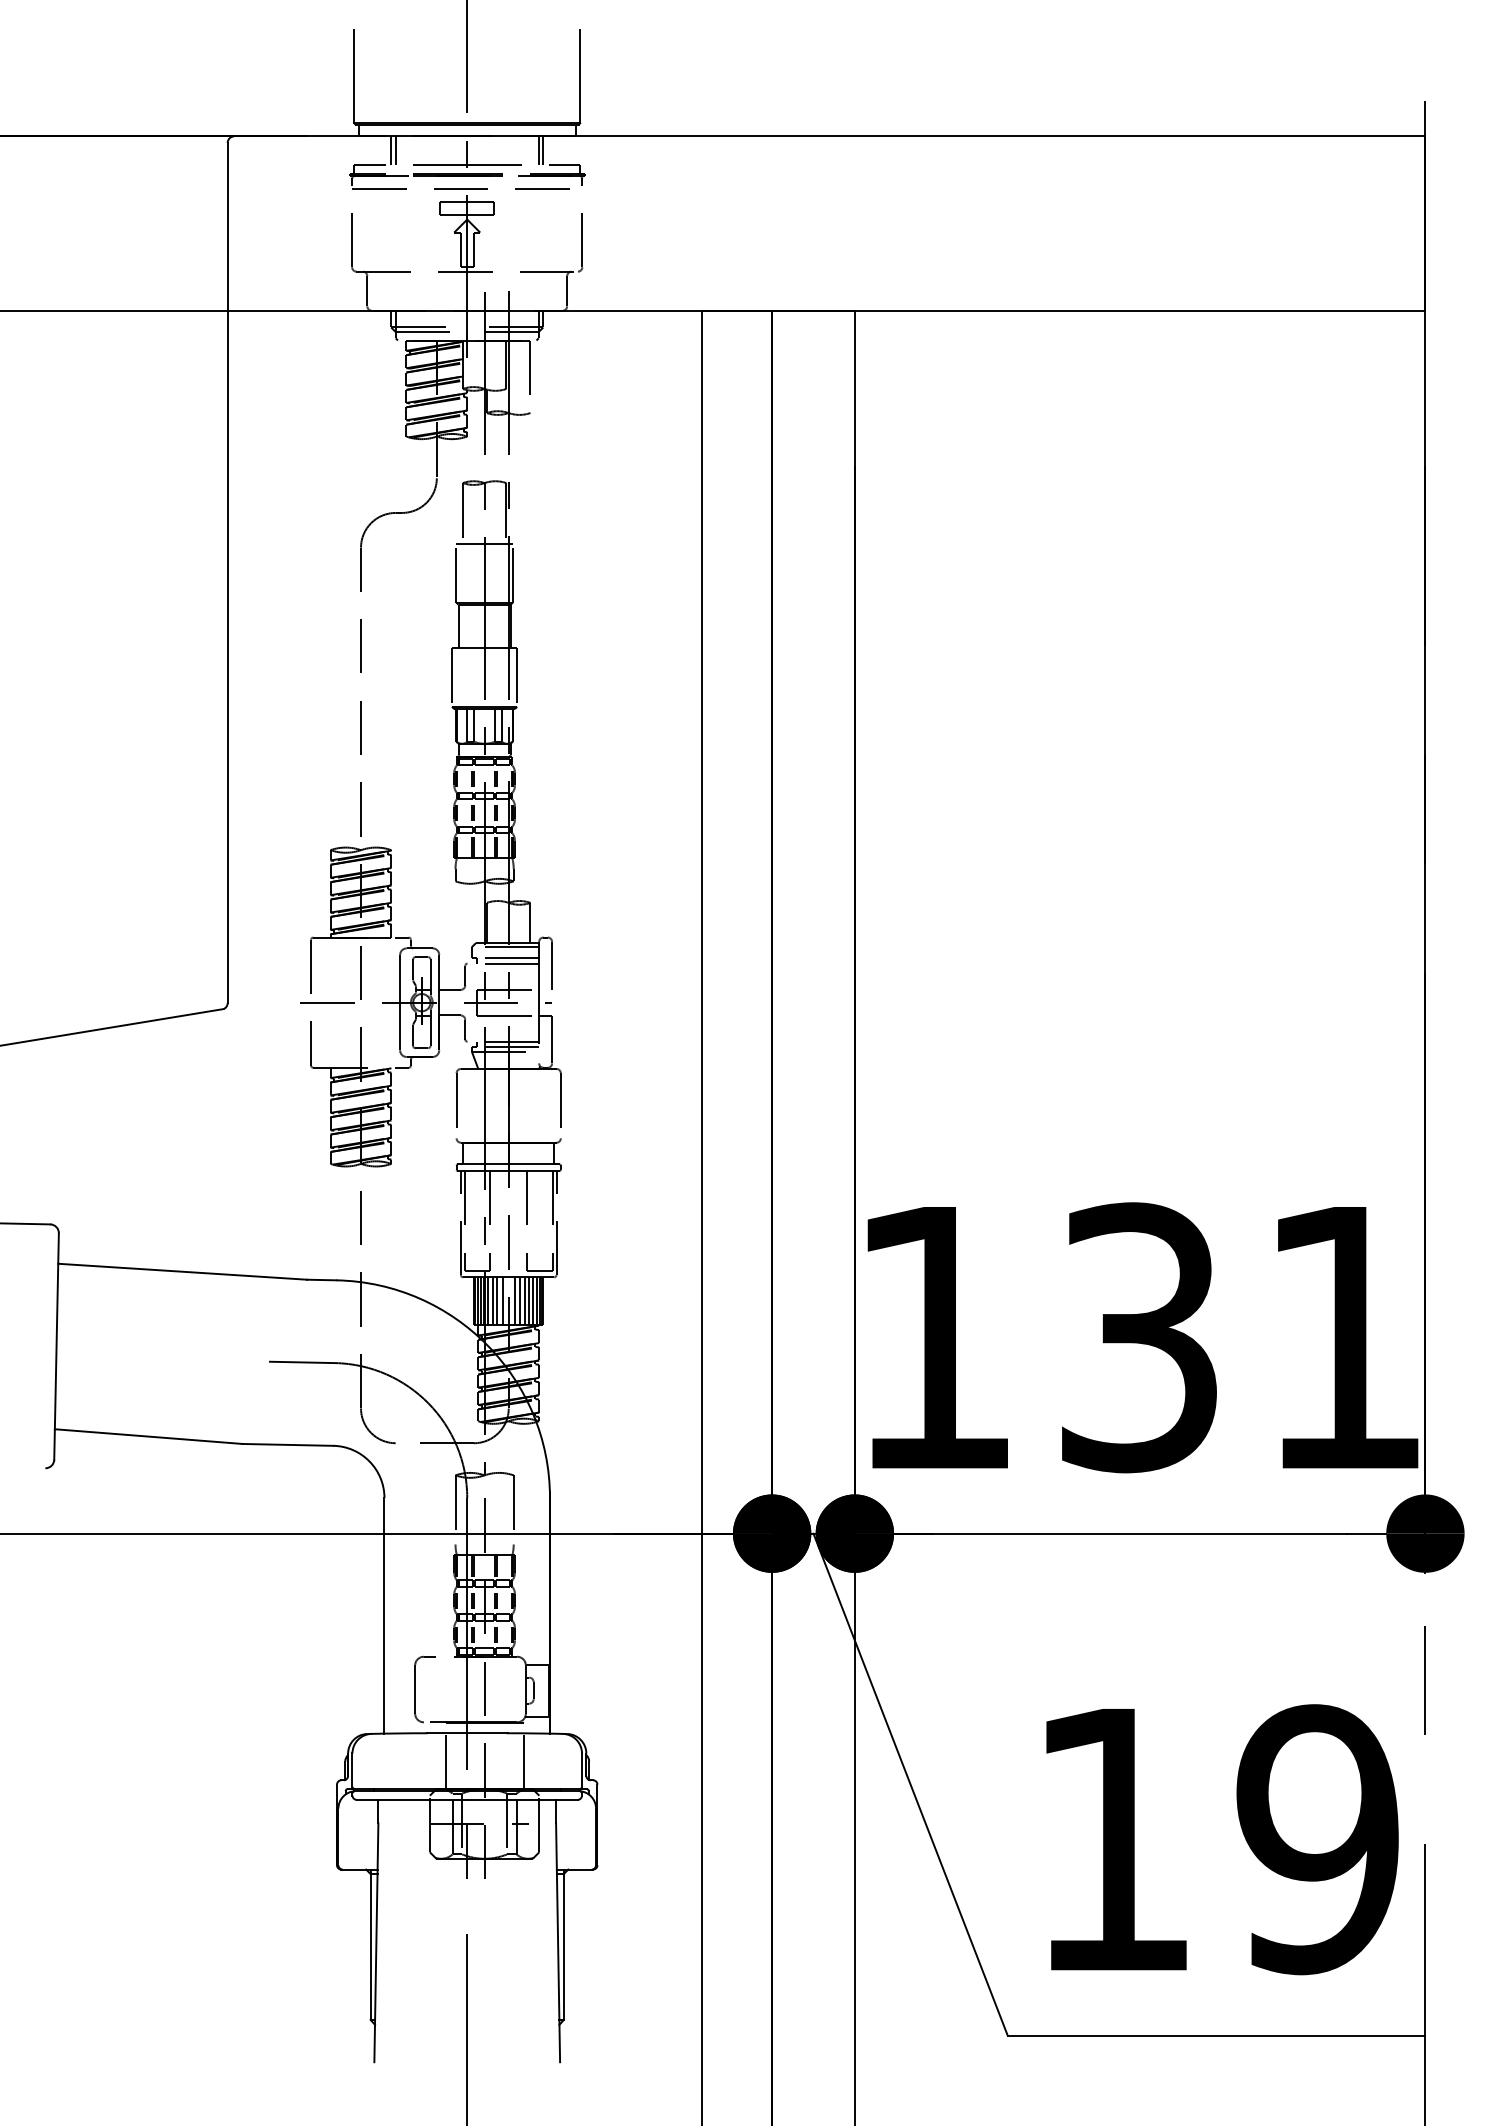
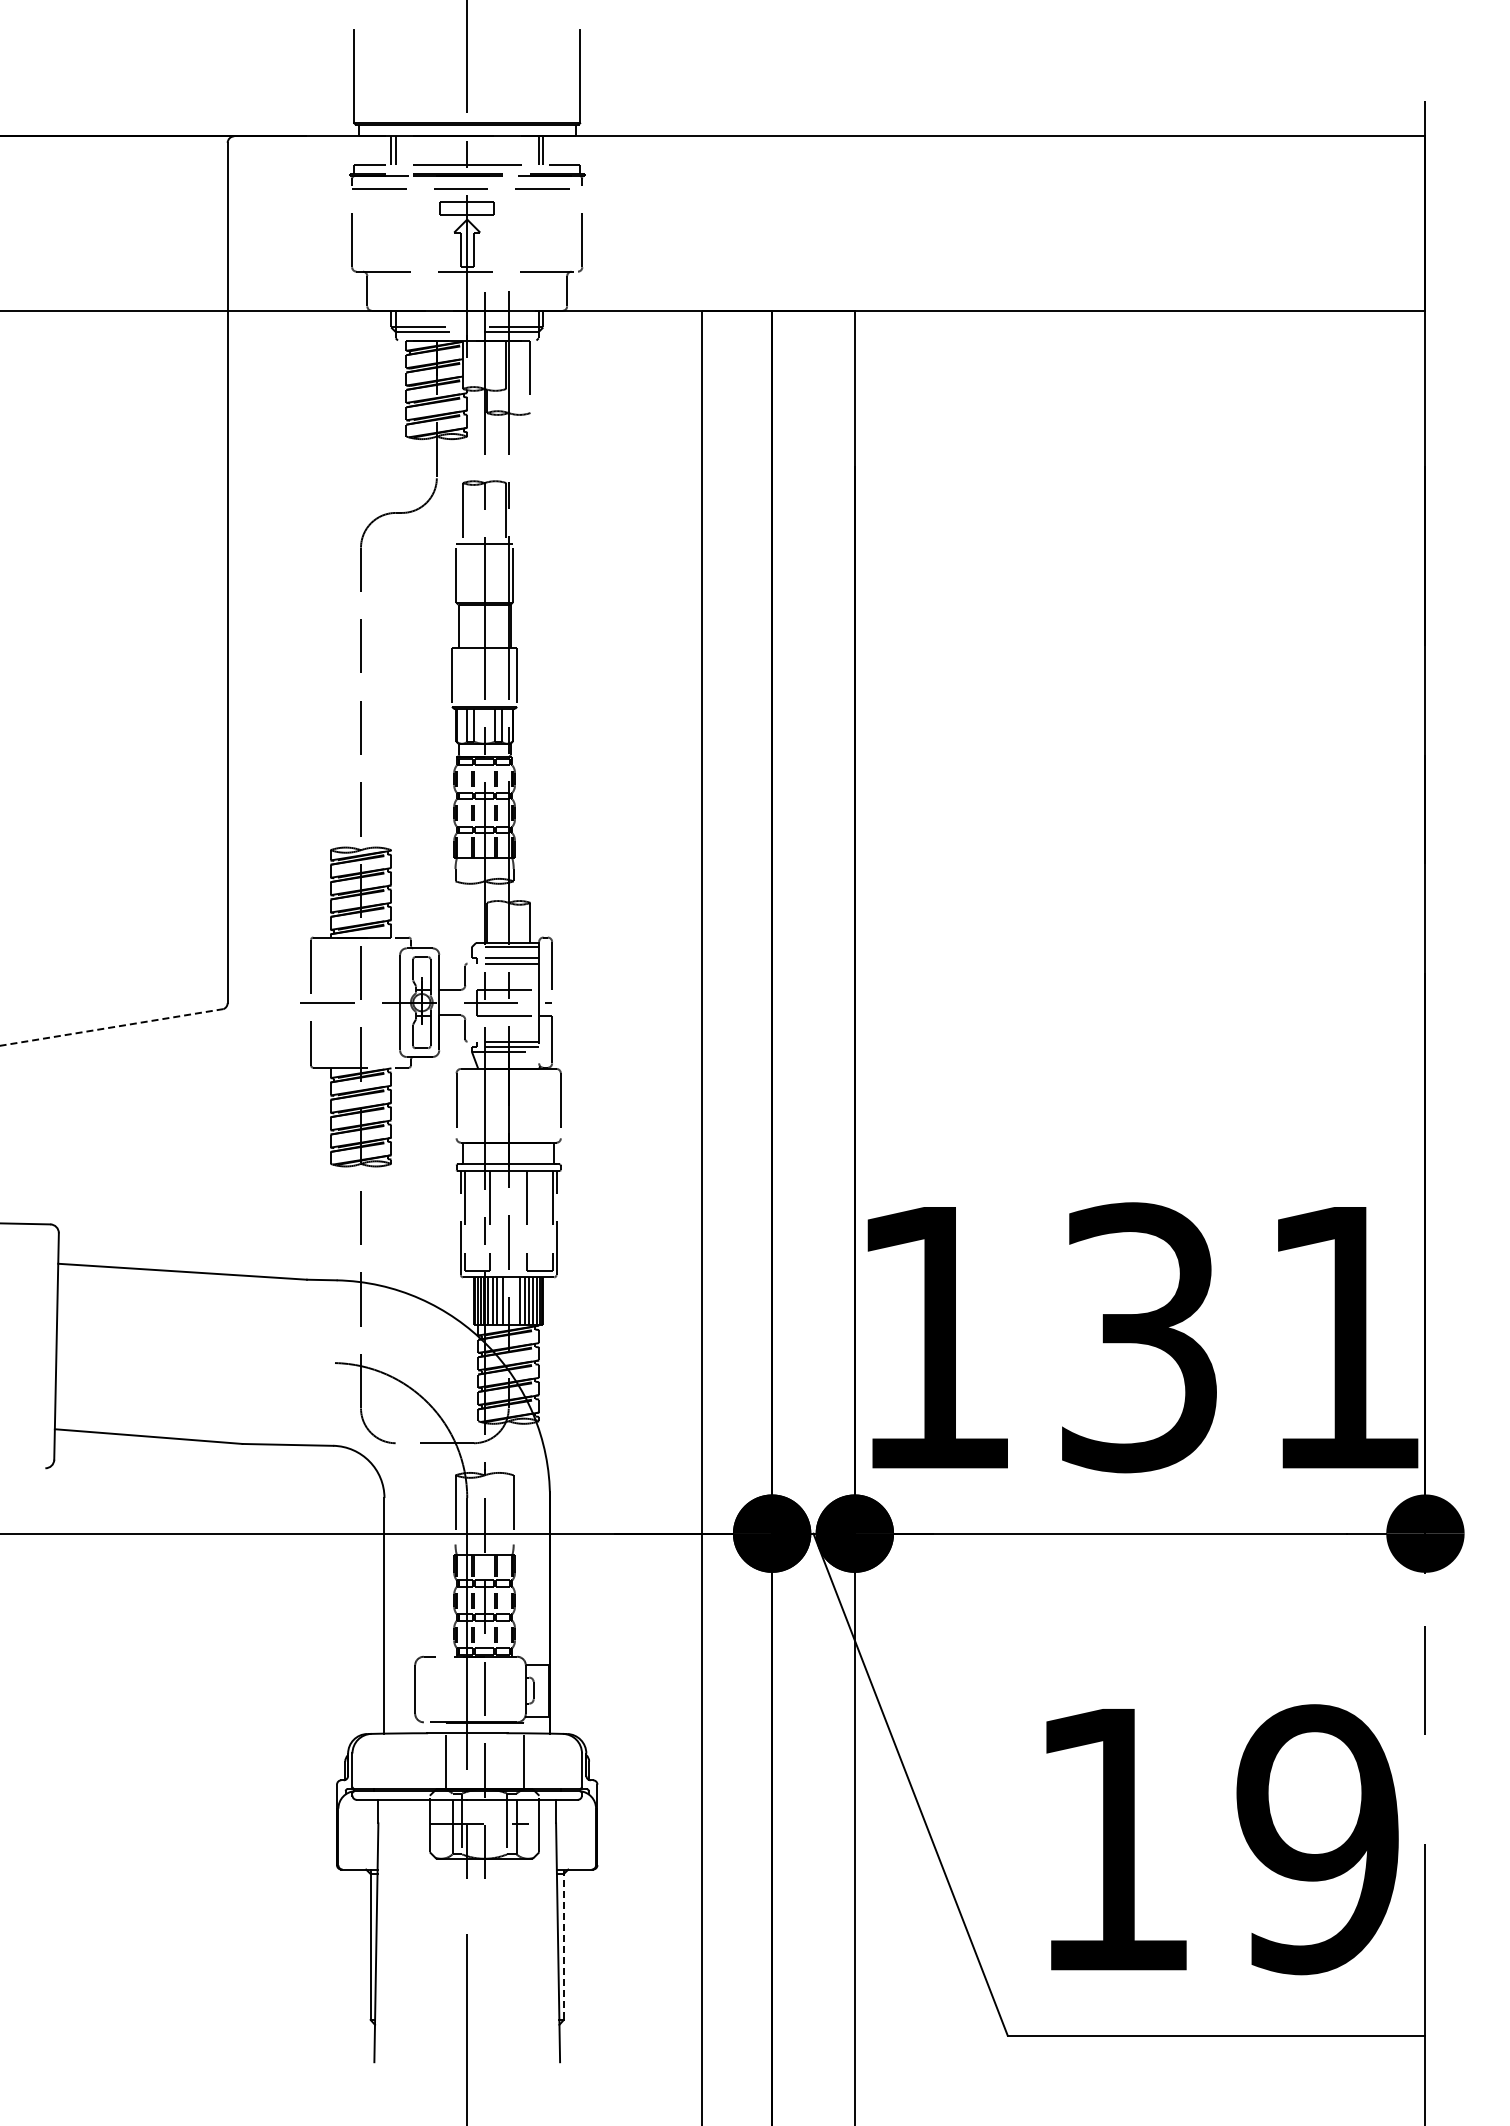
line: solid -> dashed (112, 1027)
line: present -> none (514, 1301)
line: present -> none (301, 1362)
line: solid -> dashed (563, 1944)
